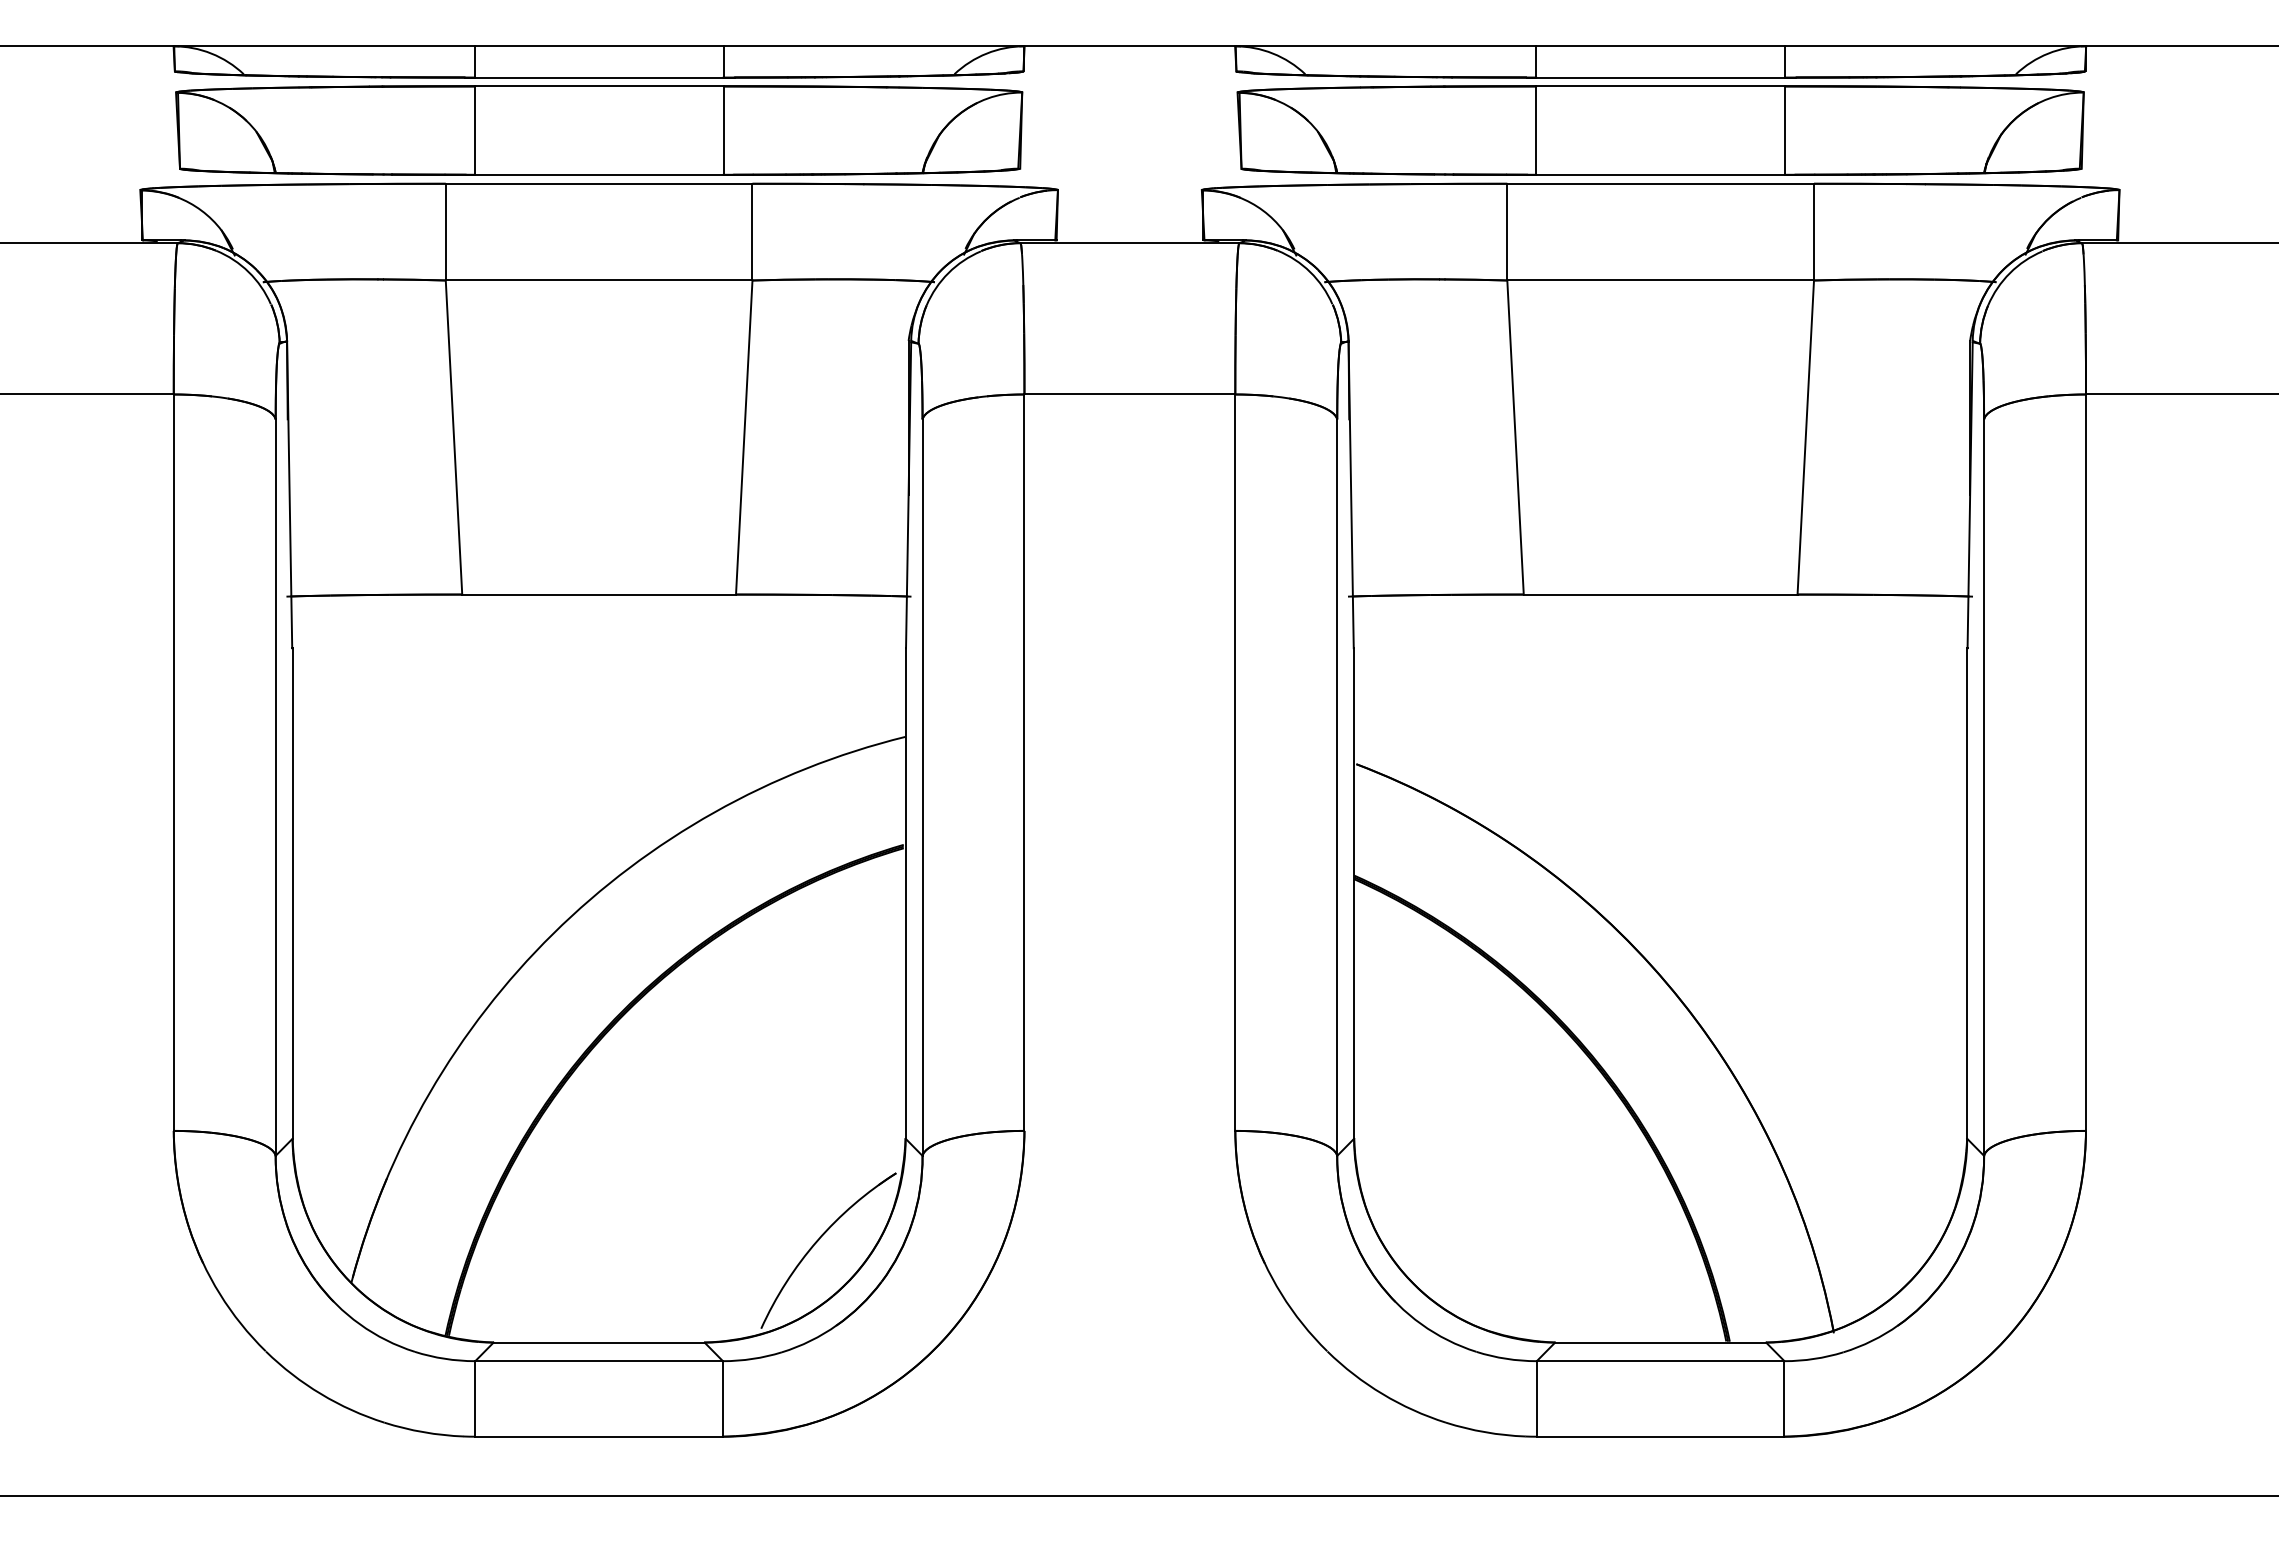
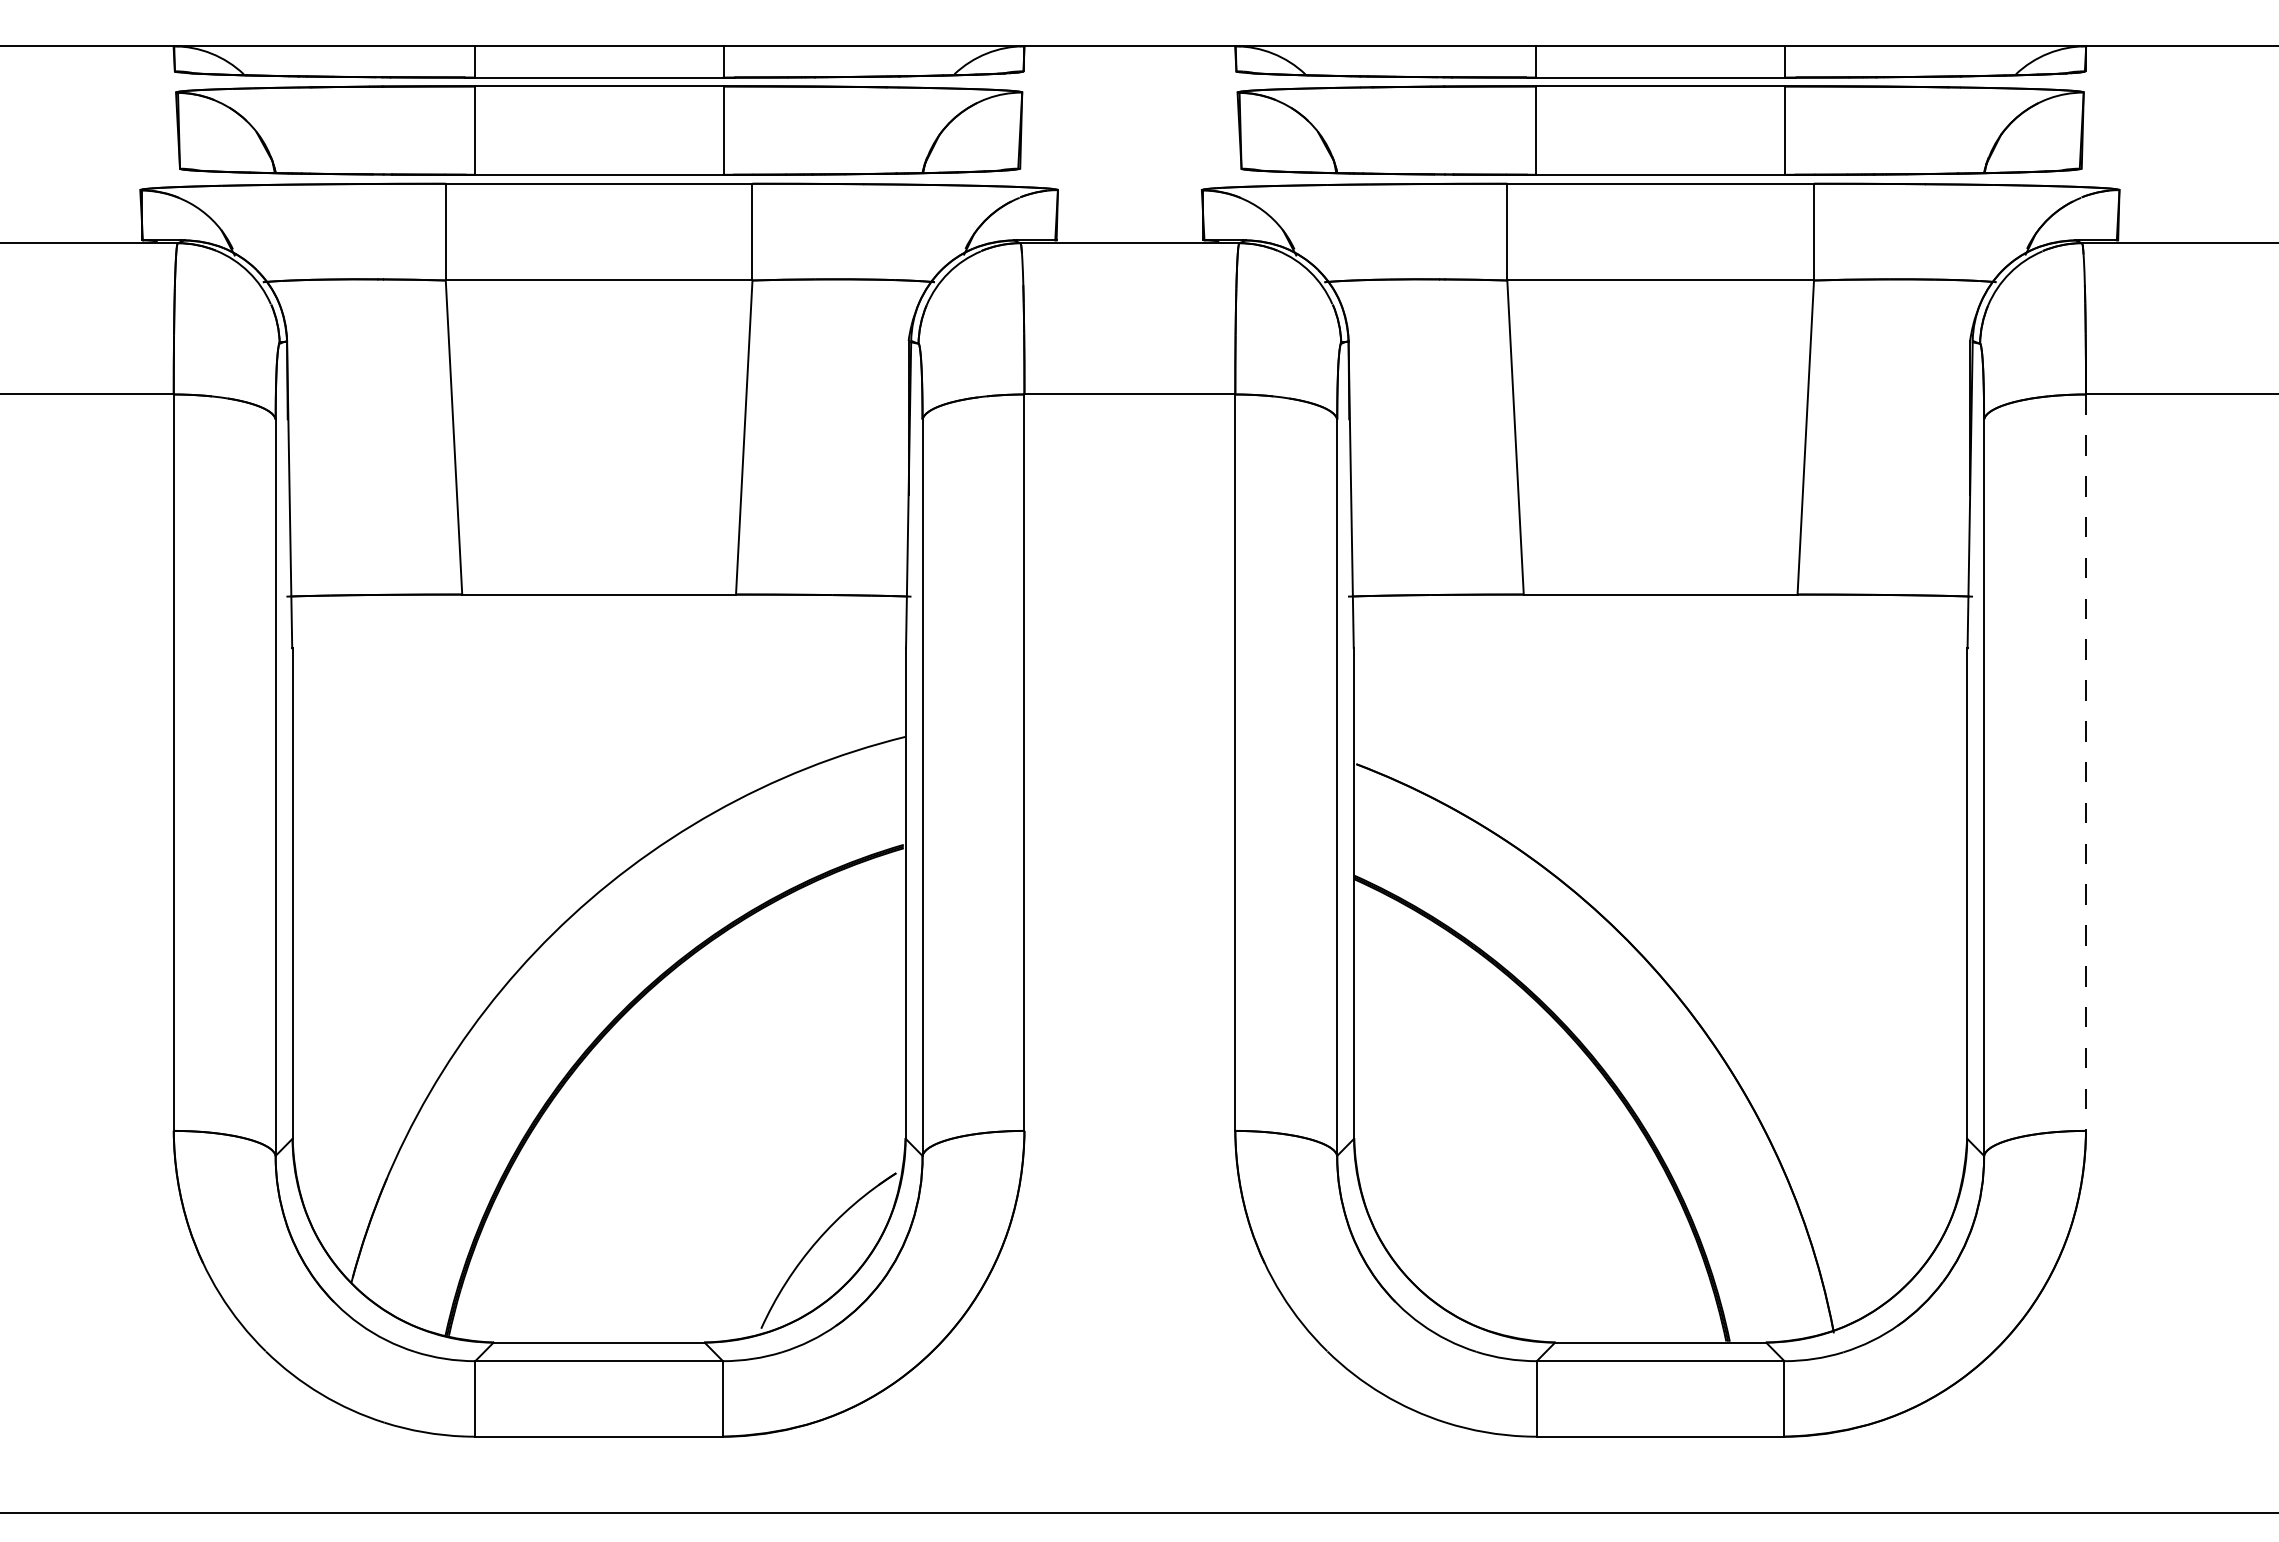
line: solid -> dashed (2086, 763)
line position: (1138, 1495) -> (1138, 1512) (1138, 1512)
